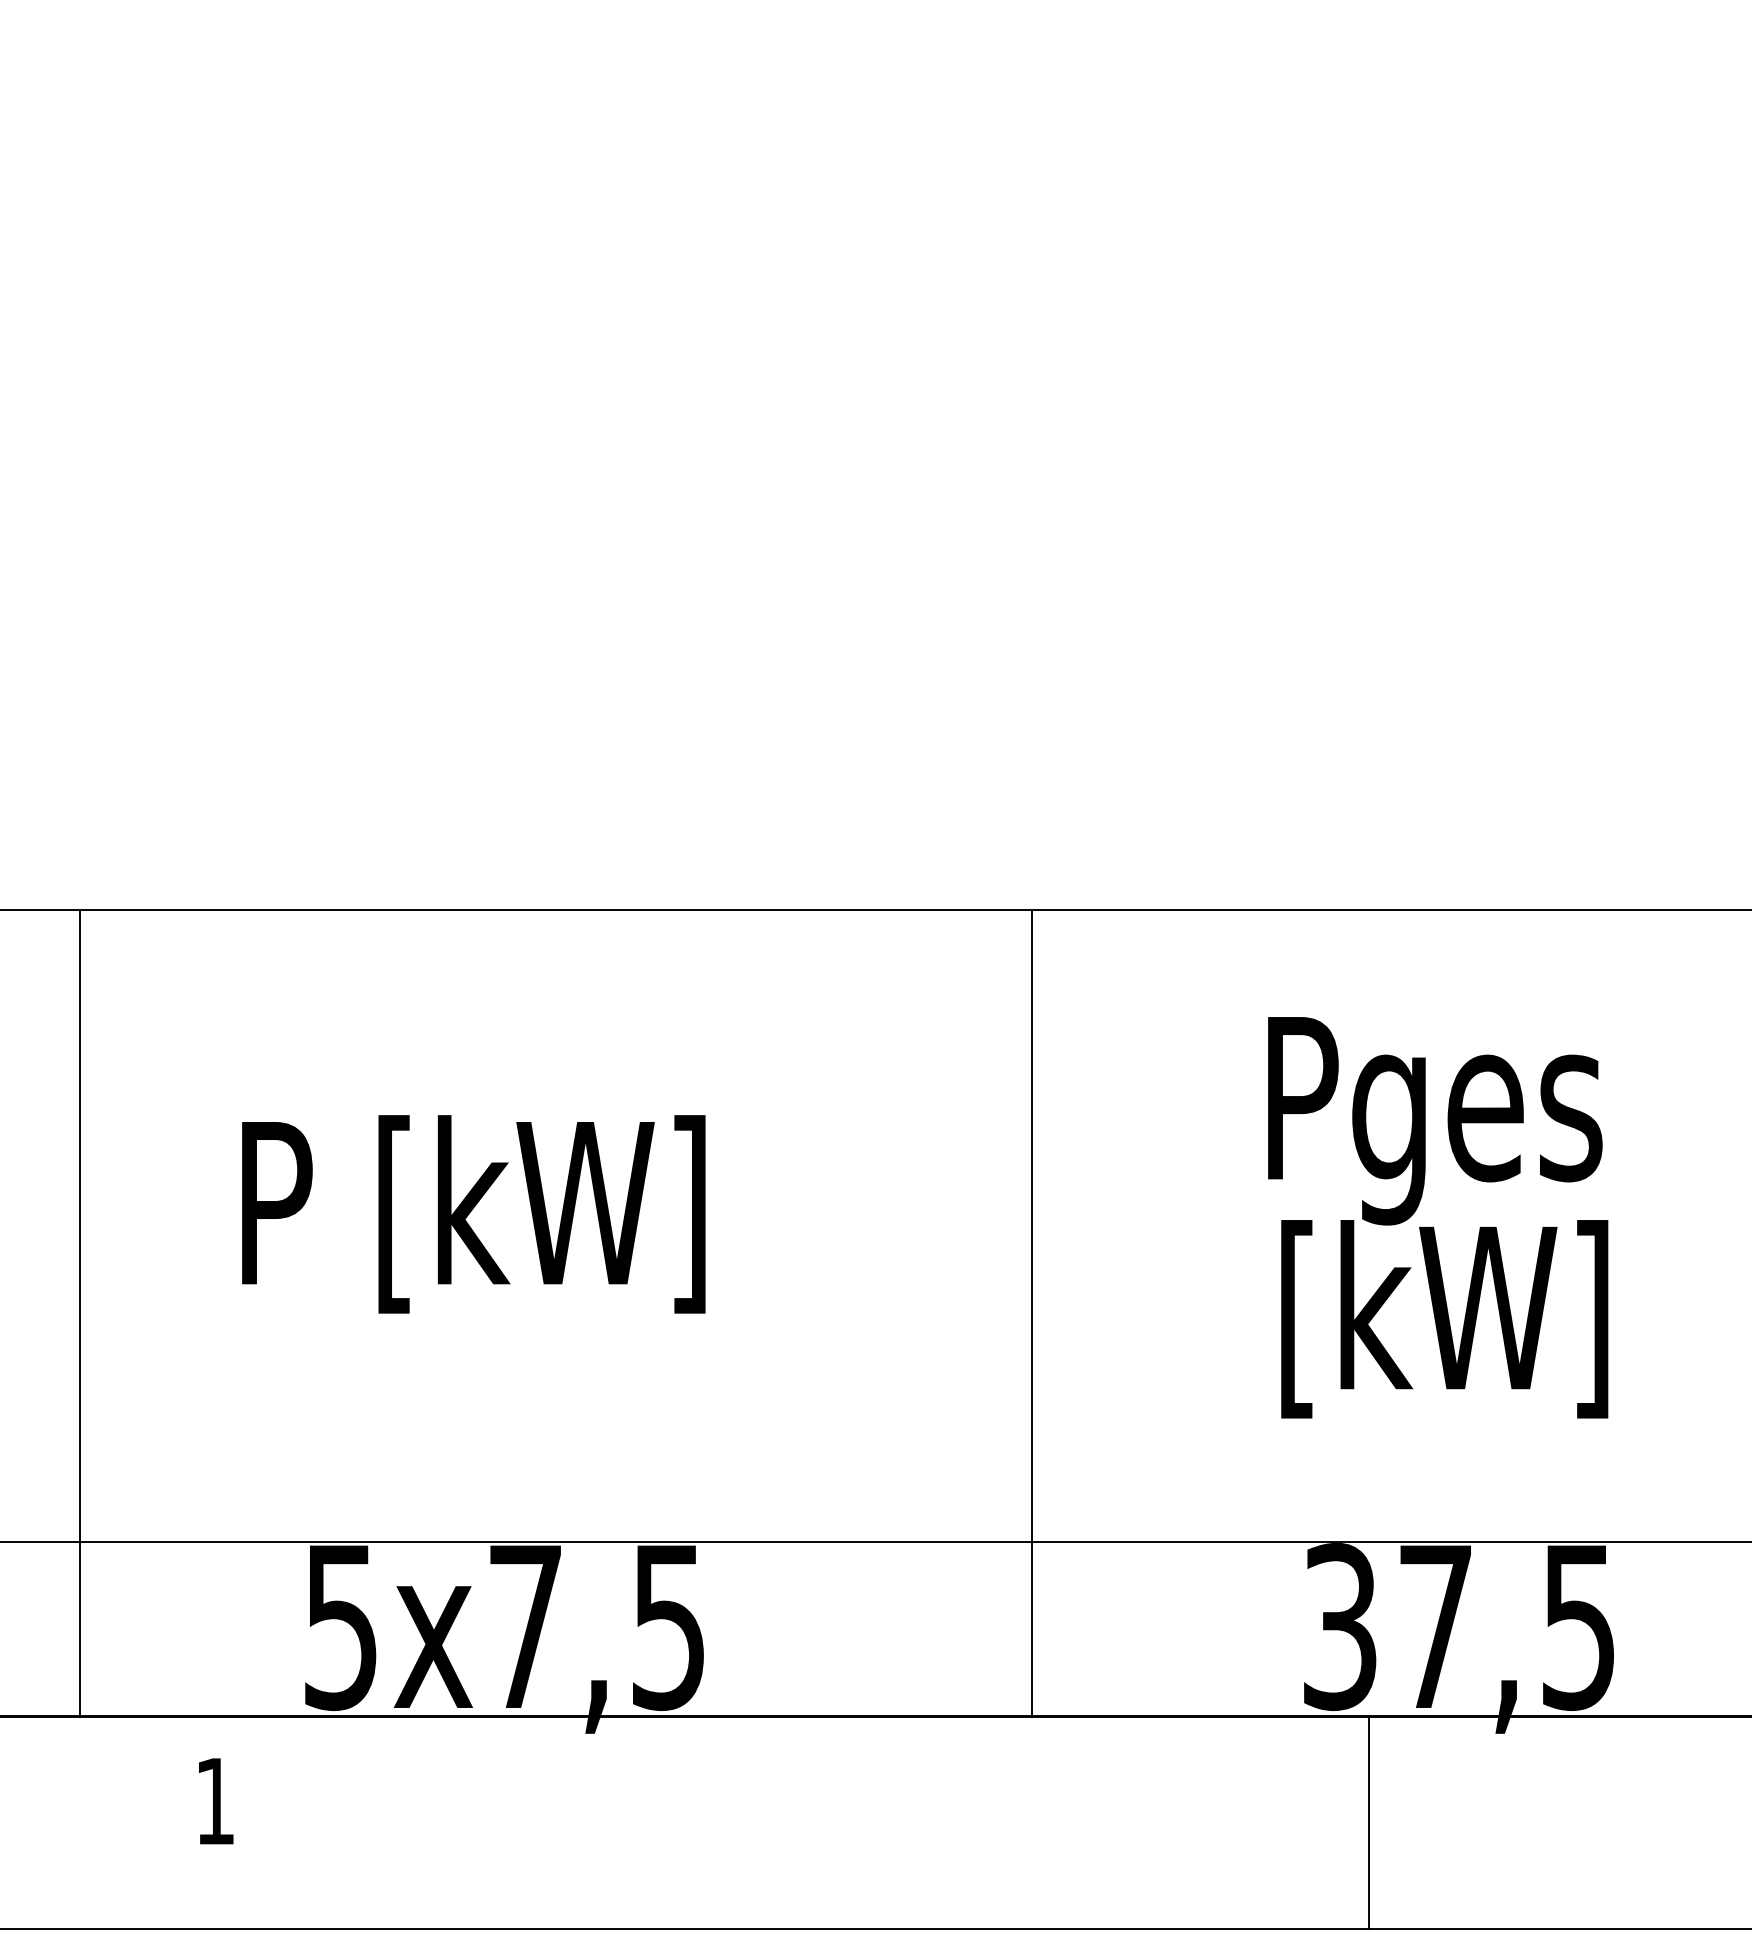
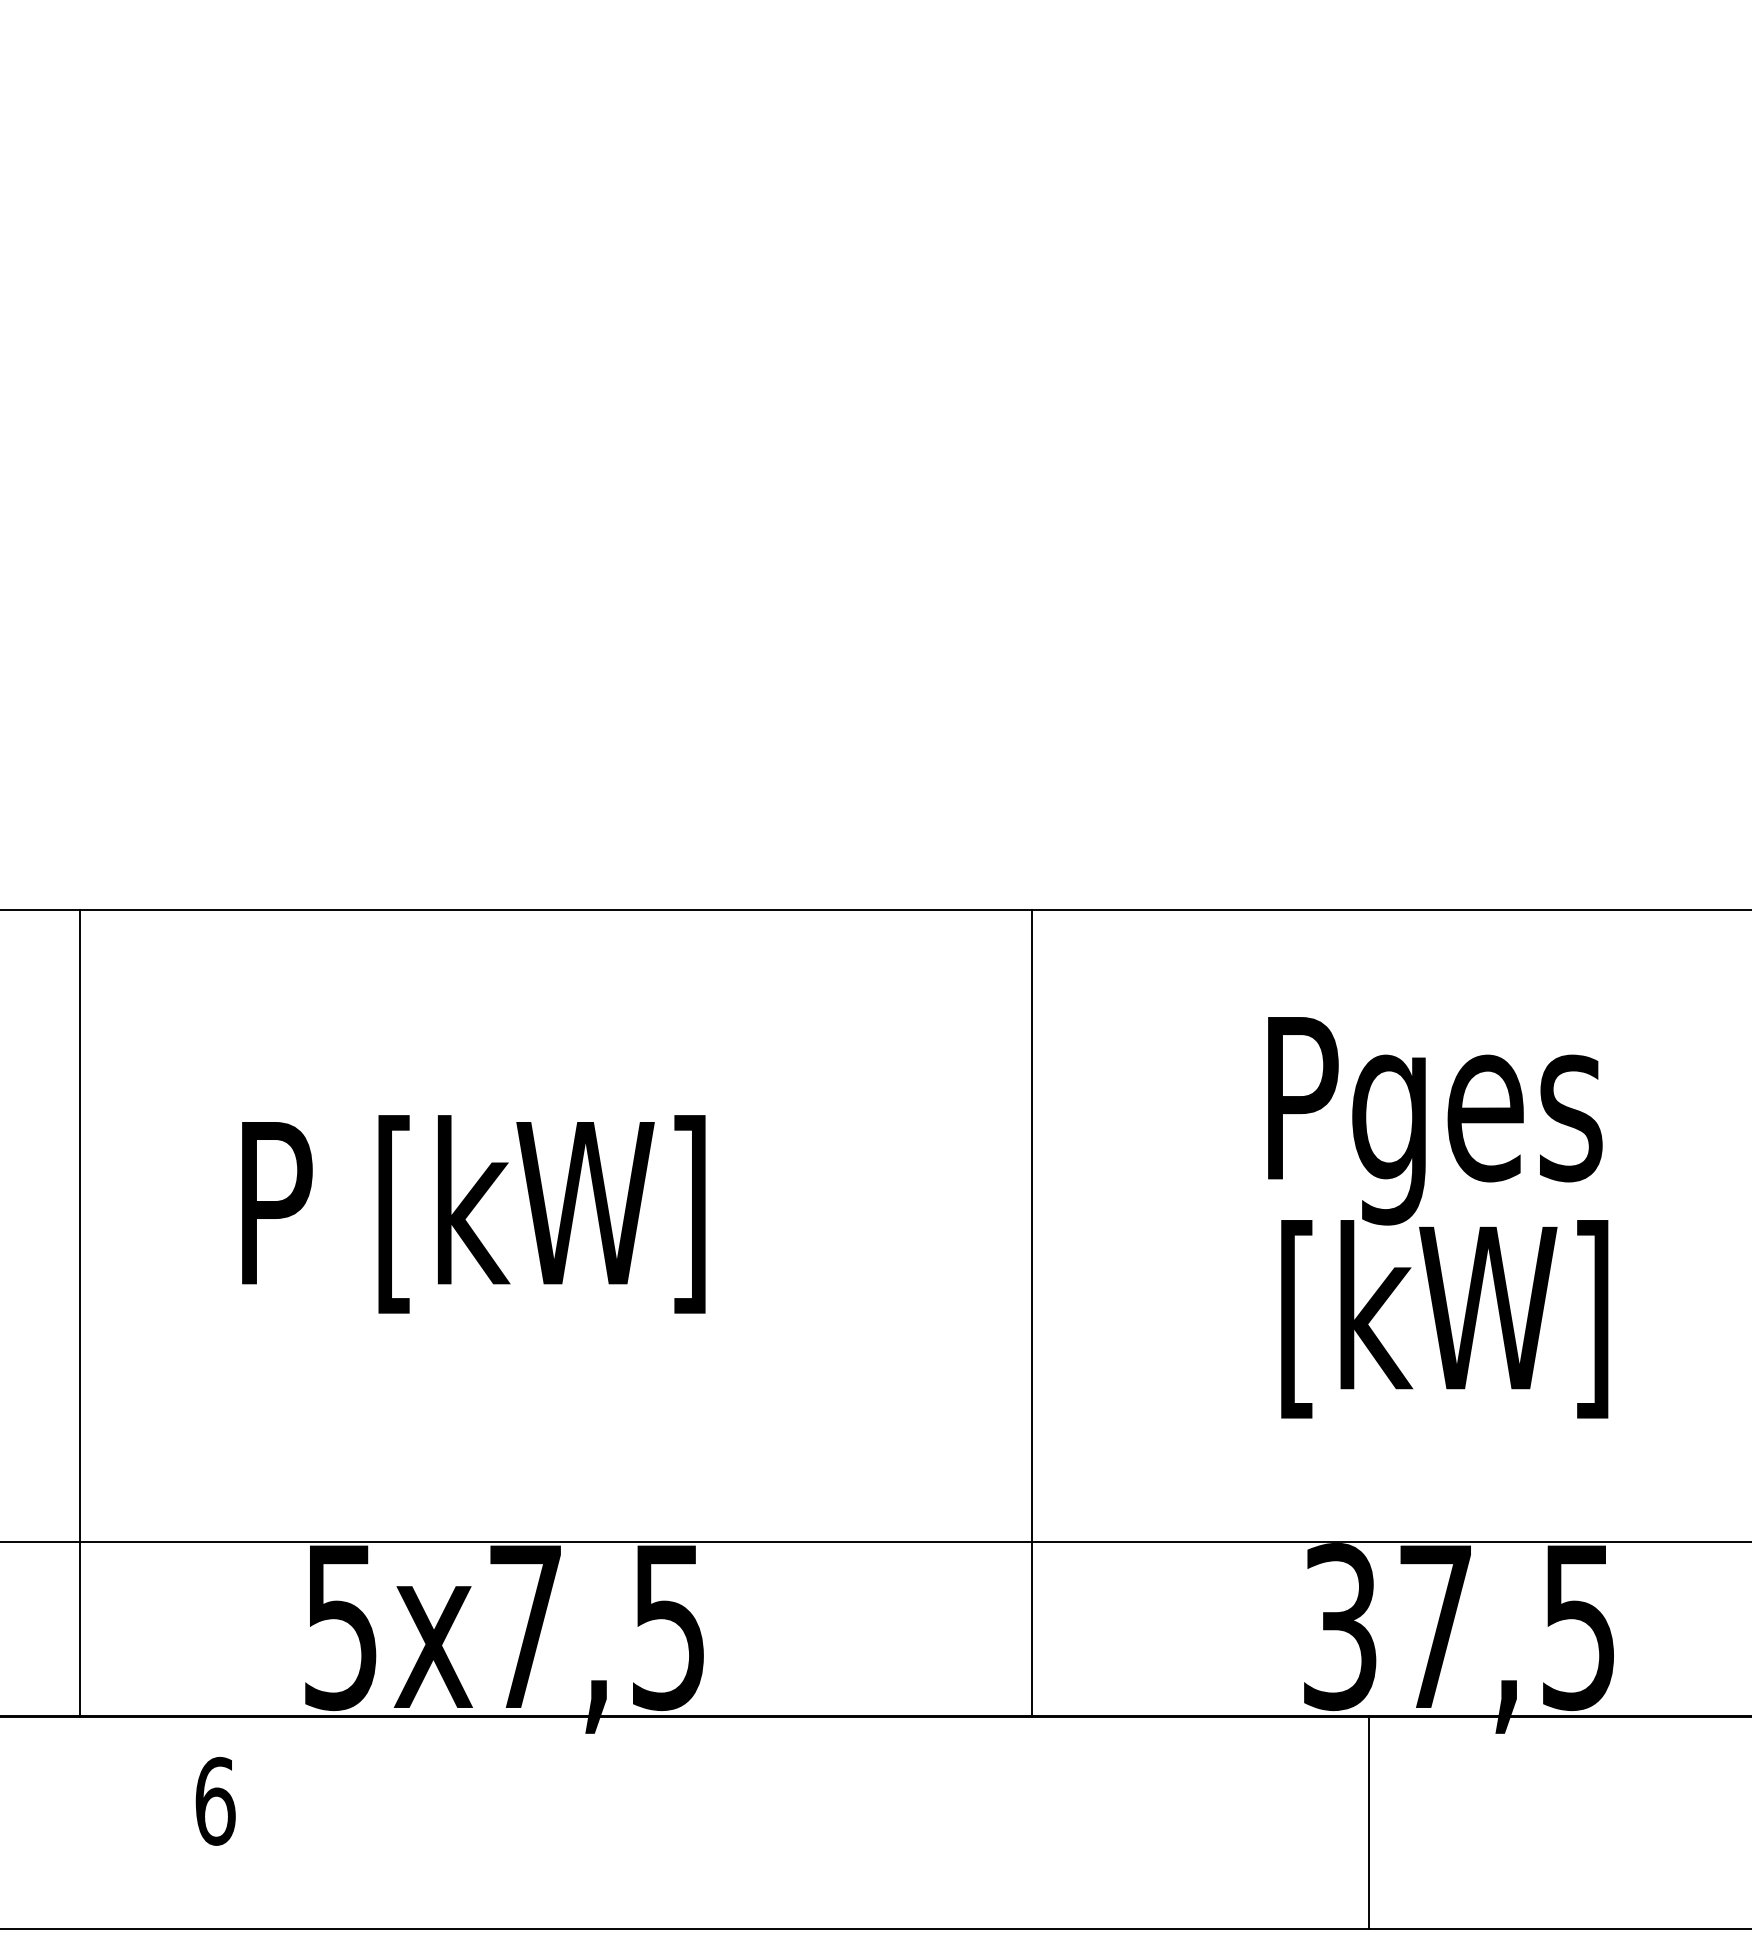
text: 1 -> 6 (215, 1800)
